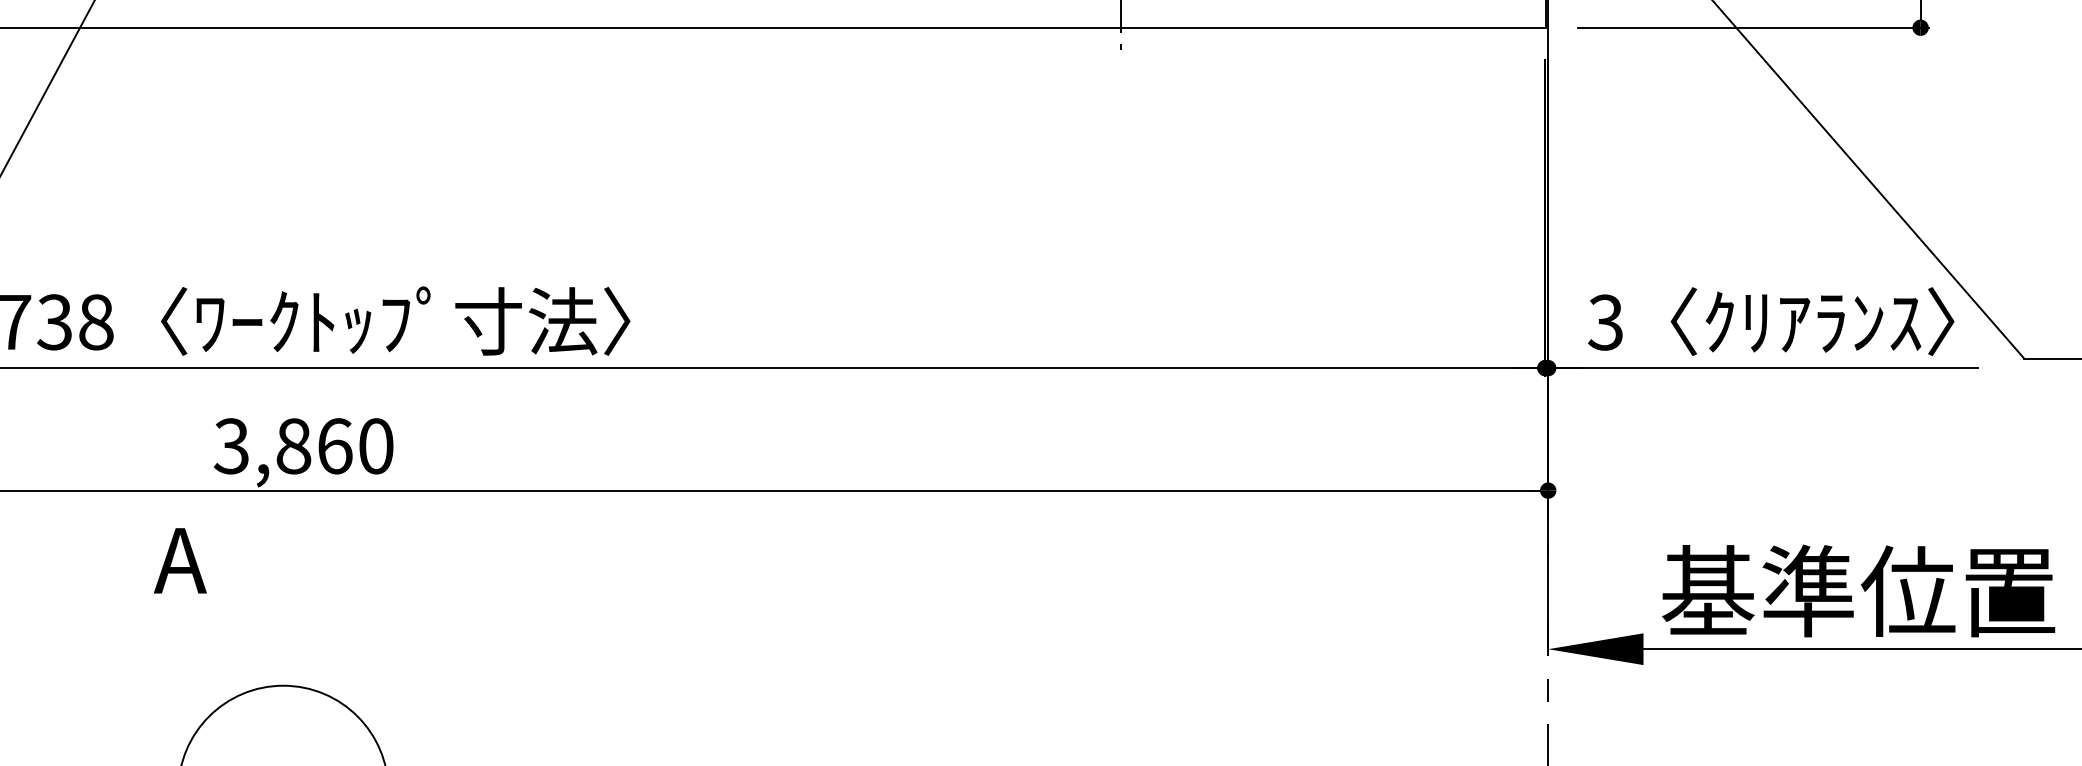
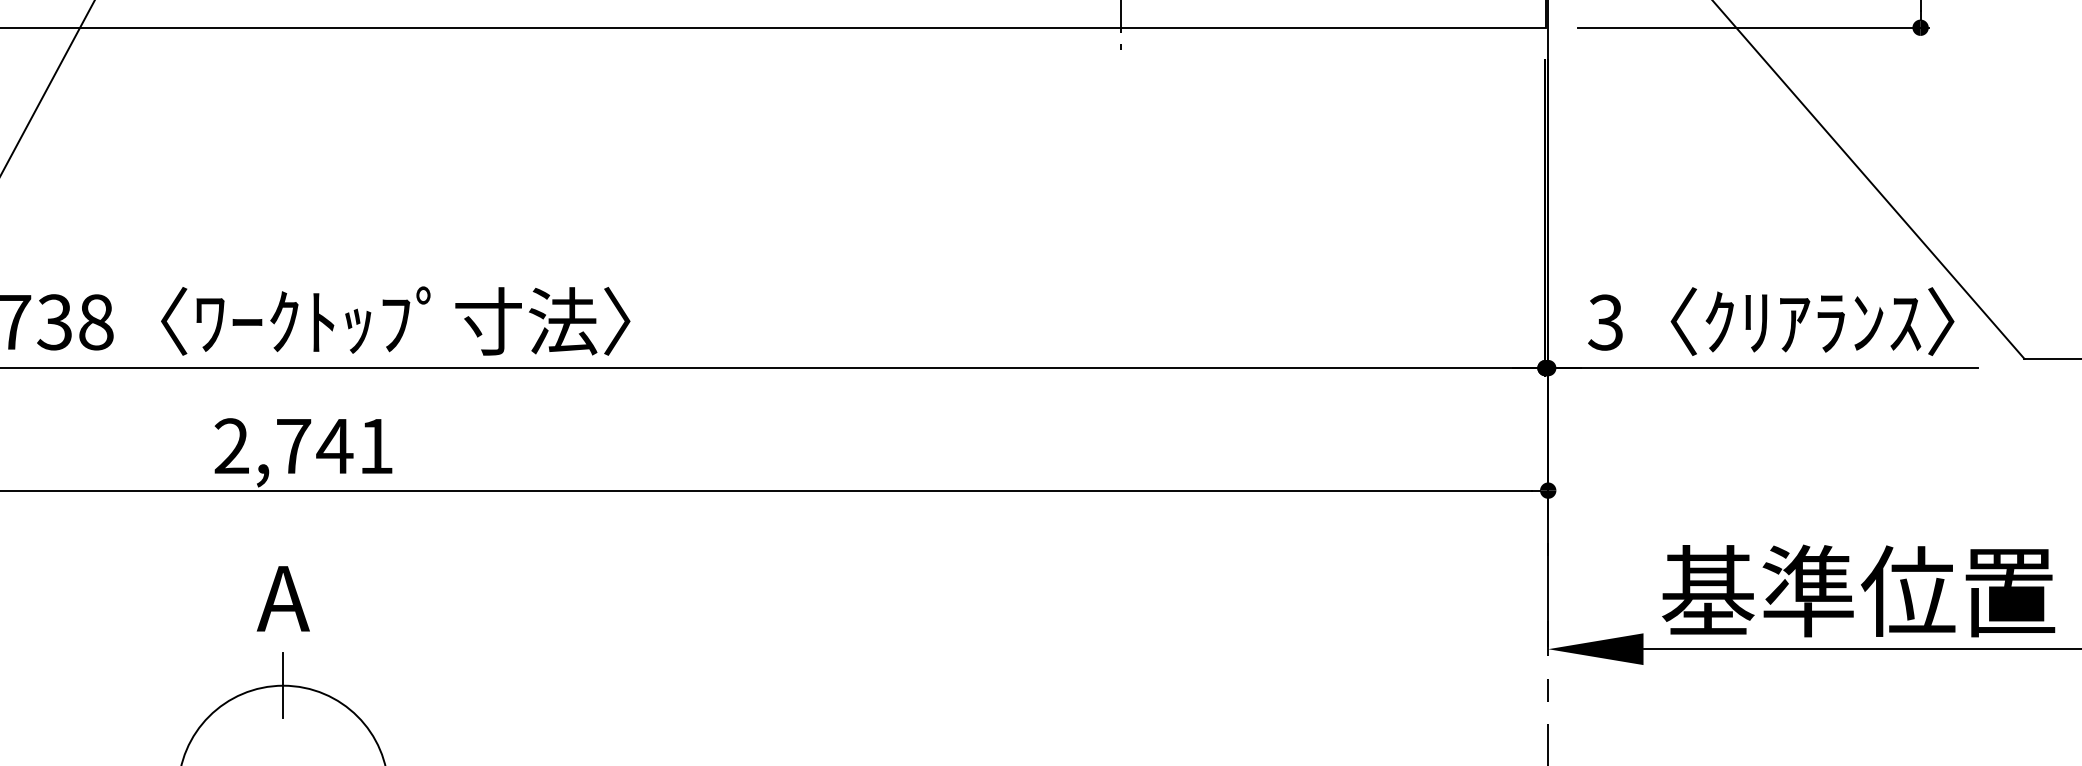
text: 3,860 -> 2,741 (303, 446)
text position: (179, 560) -> (282, 598) (282, 598)
line: none -> present (283, 685)
